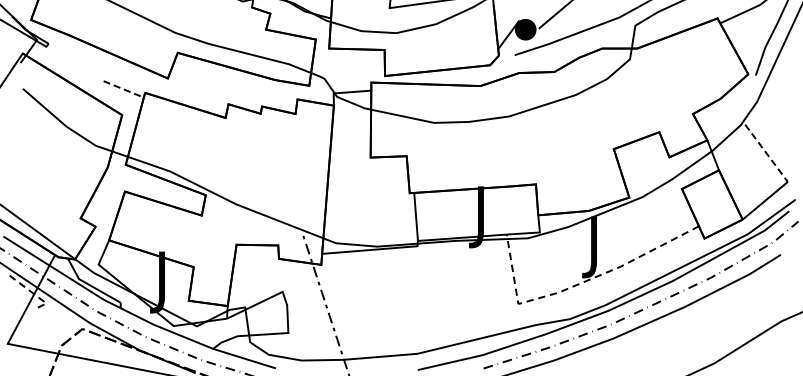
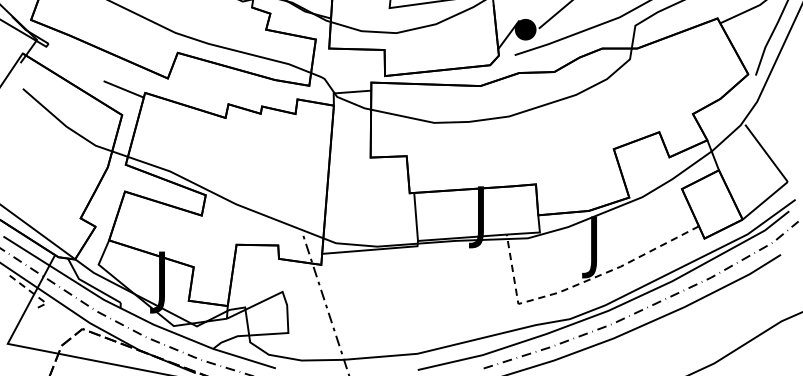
line: dashed -> solid (123, 89)
line: dashed -> solid (766, 153)
